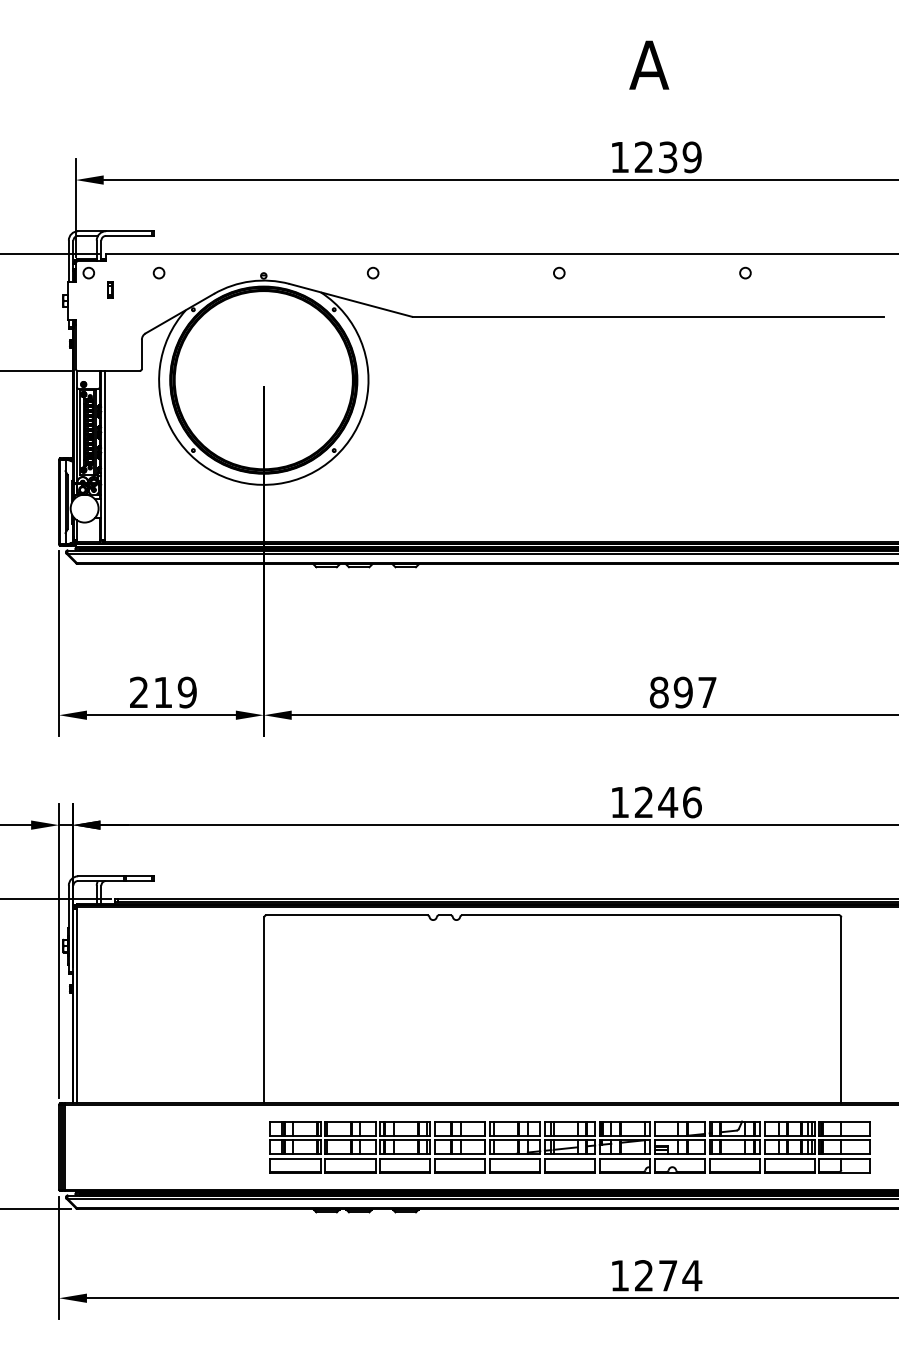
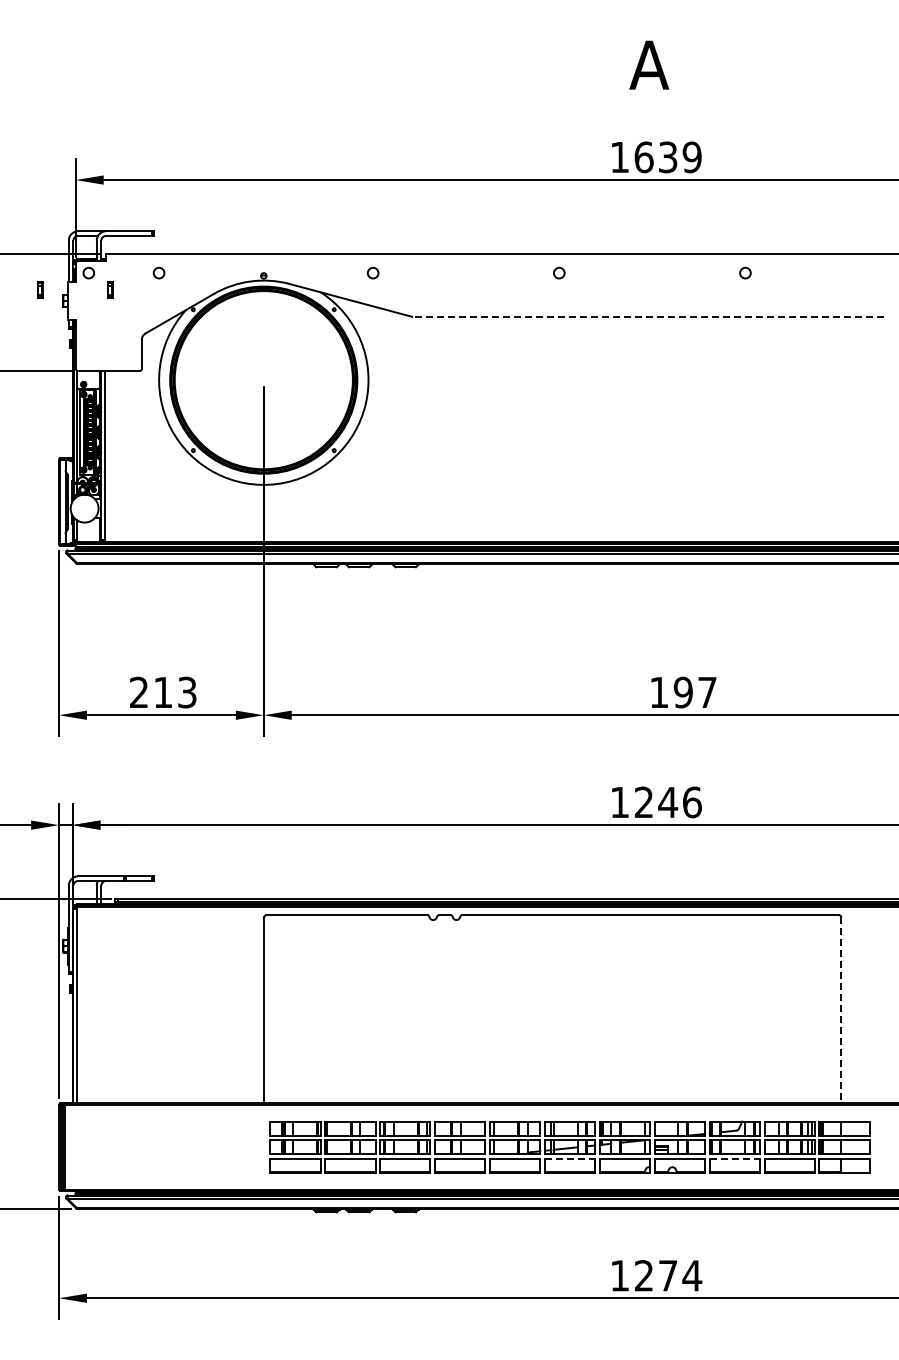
text: 1239 -> 1639 (643, 157)
part: none -> present (40, 289)
line: solid -> dashed (648, 316)
text: 219 -> 213 (186, 692)
text: 897 -> 197 (658, 692)
line: solid -> dashed (841, 1010)
line: solid -> dashed (570, 1158)
line: solid -> dashed (735, 1158)
